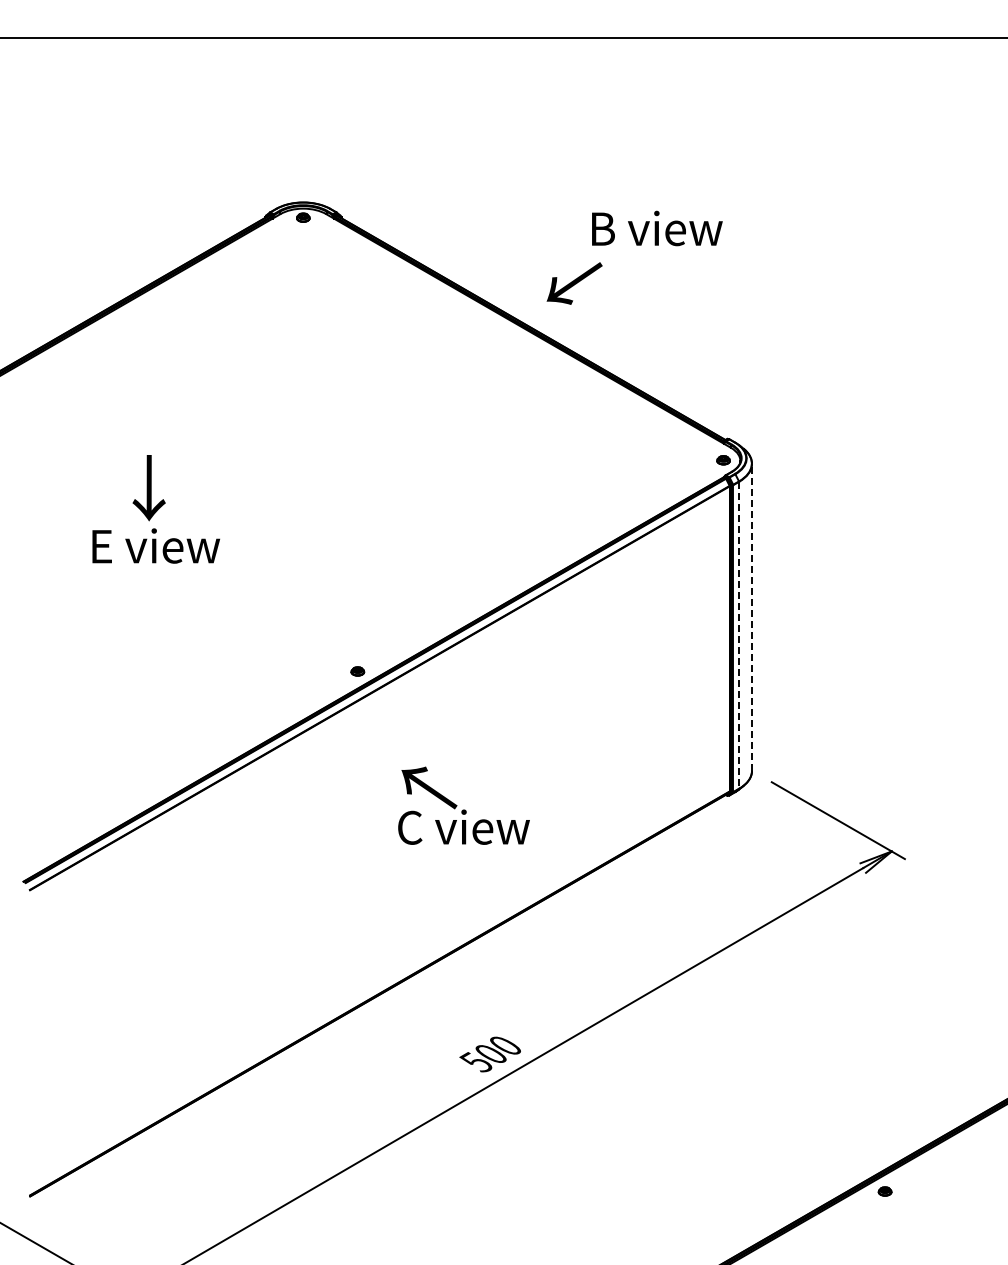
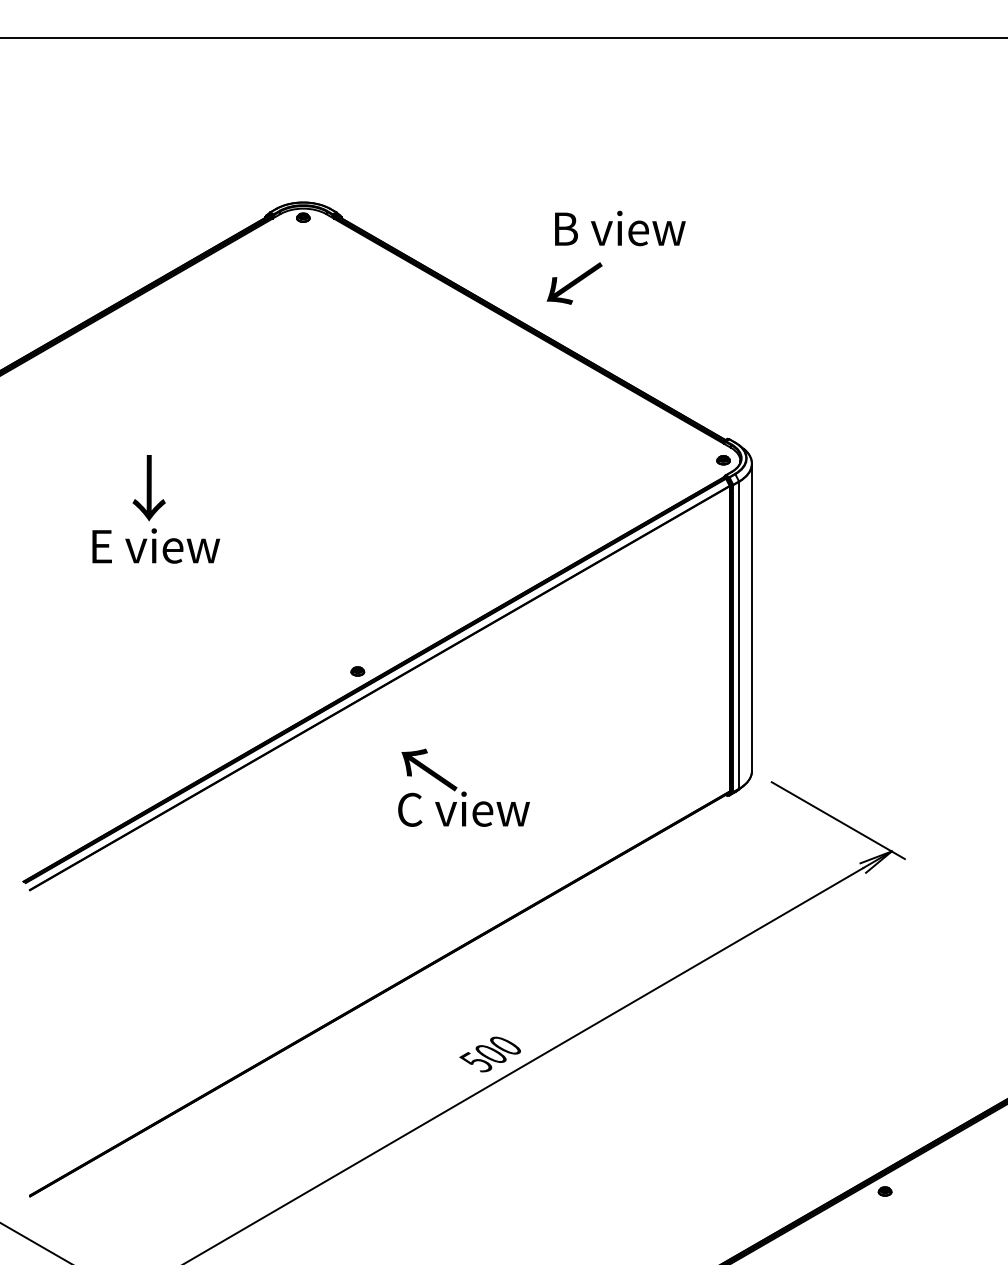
text position: (657, 228) -> (620, 228) (620, 228)
line: dashed -> solid (752, 616)
line: dashed -> solid (739, 635)
text position: (463, 805) -> (463, 787) (463, 787)
